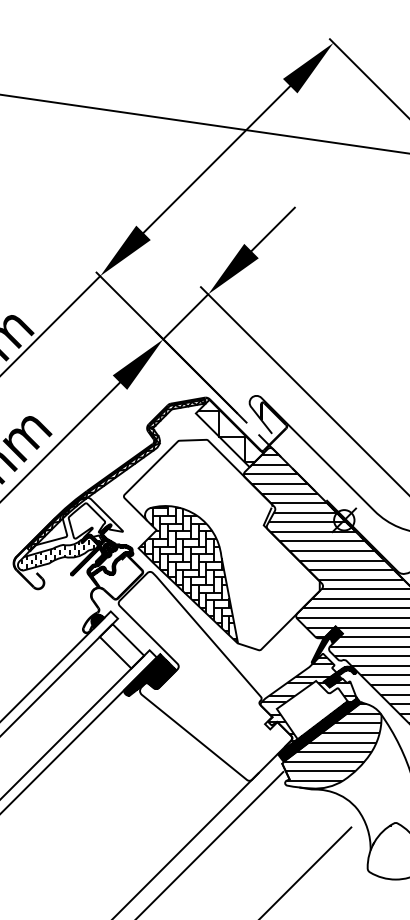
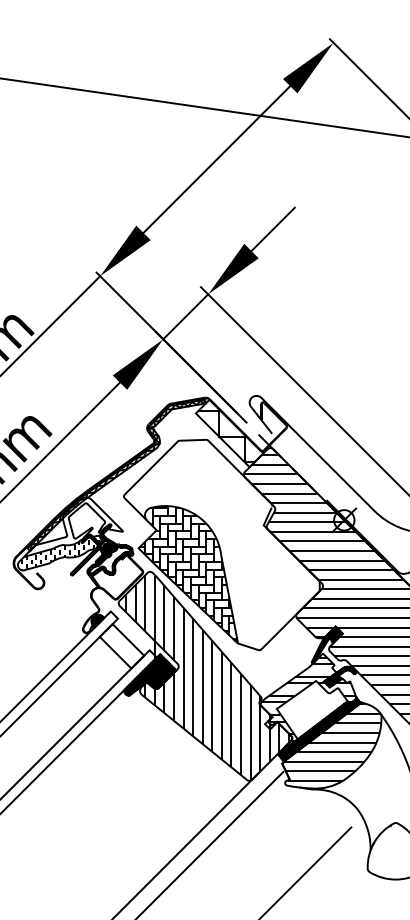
line position: (204, 124) -> (204, 107) (204, 107)
hatch: none -> present (207, 677)
